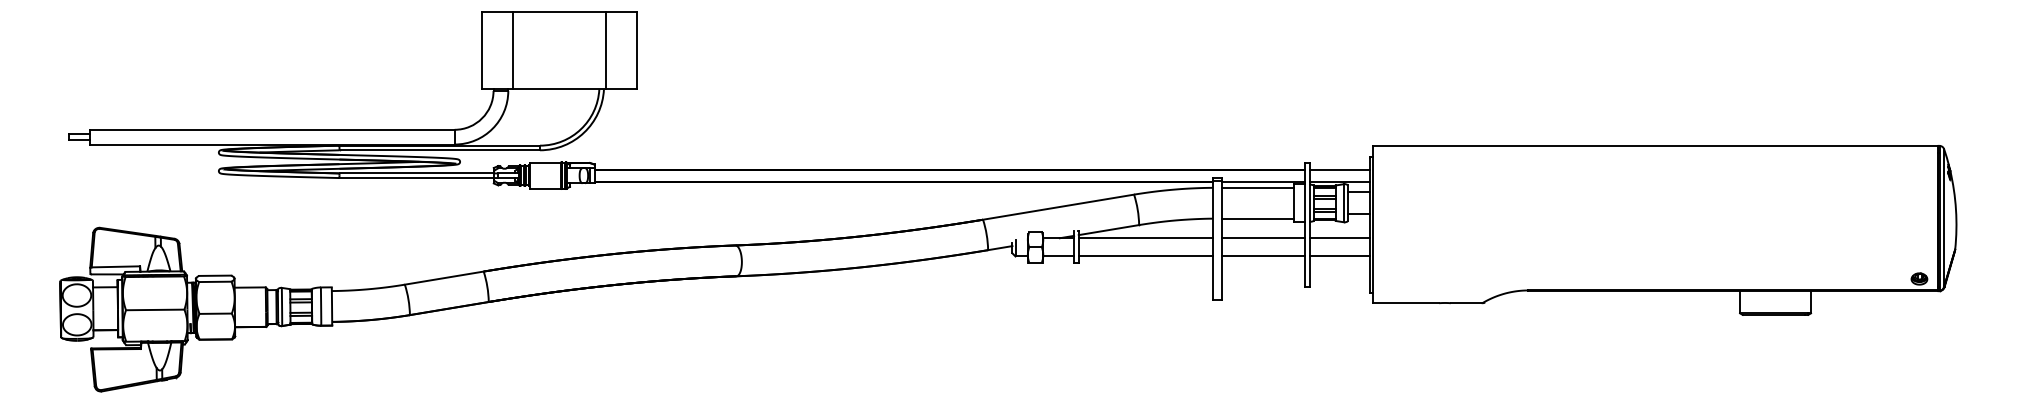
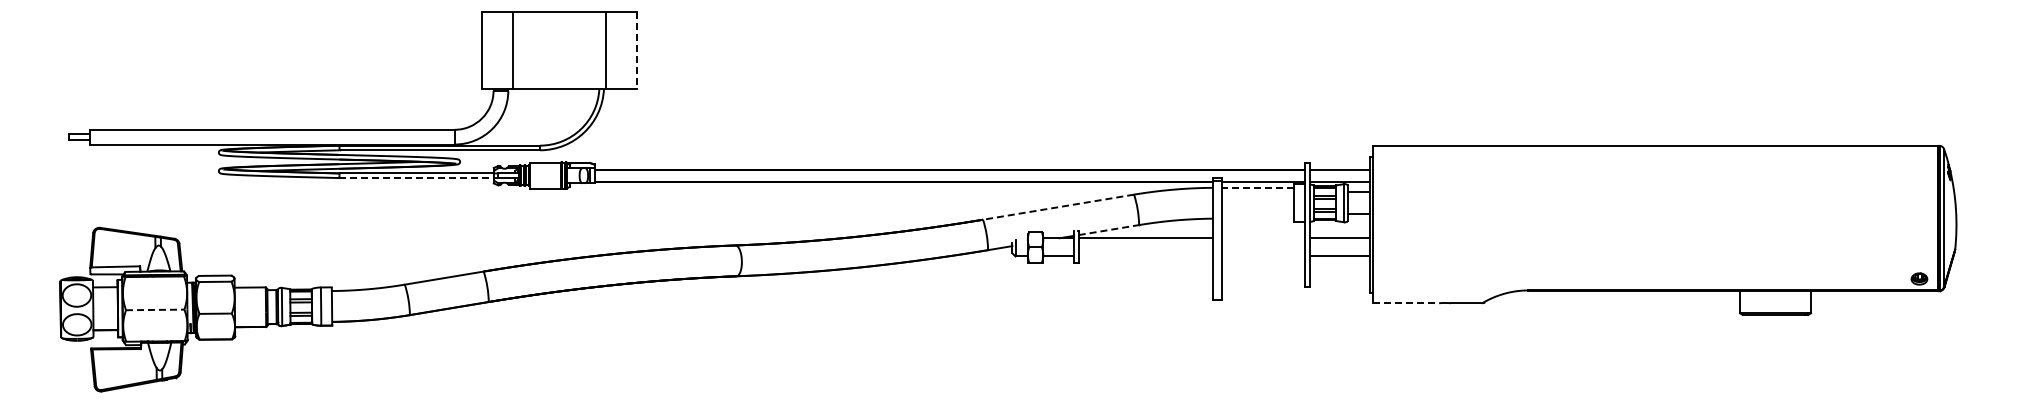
line: solid -> dashed (636, 50)
line: solid -> dashed (417, 178)
line: solid -> dashed (1257, 187)
line: solid -> dashed (1058, 207)
line: present -> none (1258, 218)
line: solid -> dashed (1108, 230)
line: present -> none (1263, 238)
line: present -> none (1145, 256)
line: present -> none (1263, 256)
line: solid -> dashed (1406, 303)
line: solid -> dashed (155, 309)
